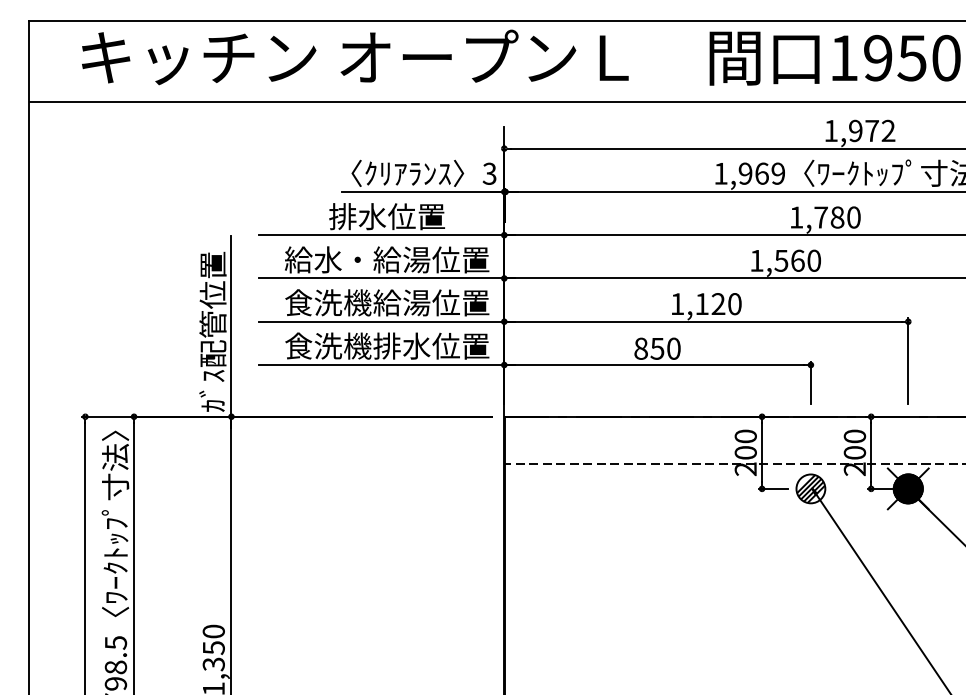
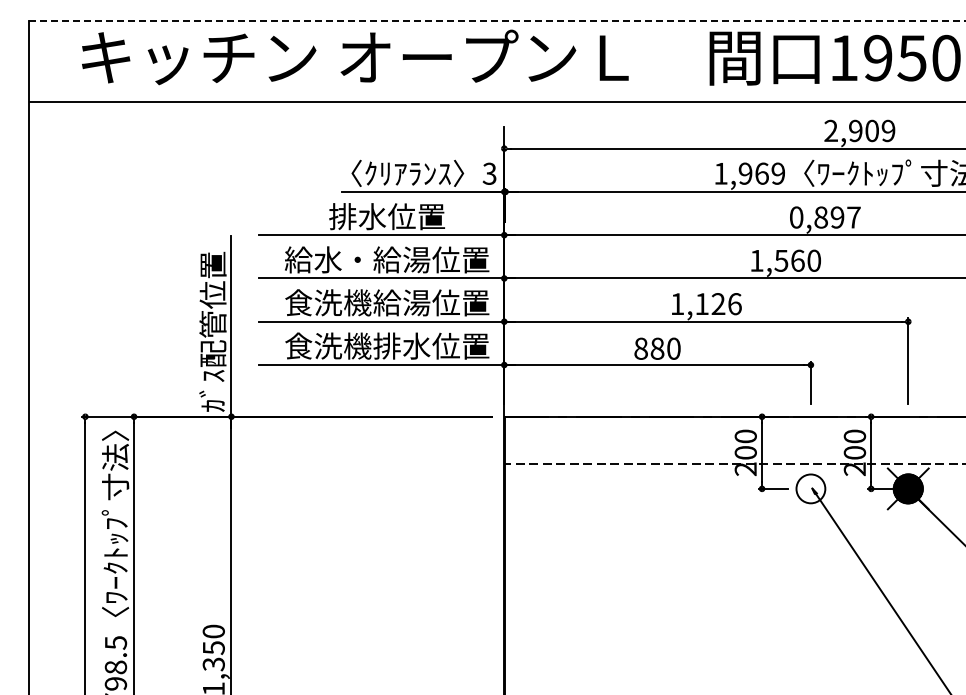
line: solid -> dashed (497, 20)
text: 1,972 -> 2,909 (859, 130)
text: 1,780 -> 0,897 (825, 217)
text: 1,120 -> 1,126 (734, 304)
text: 850 -> 880 (657, 348)
hatch: present -> none (810, 488)
